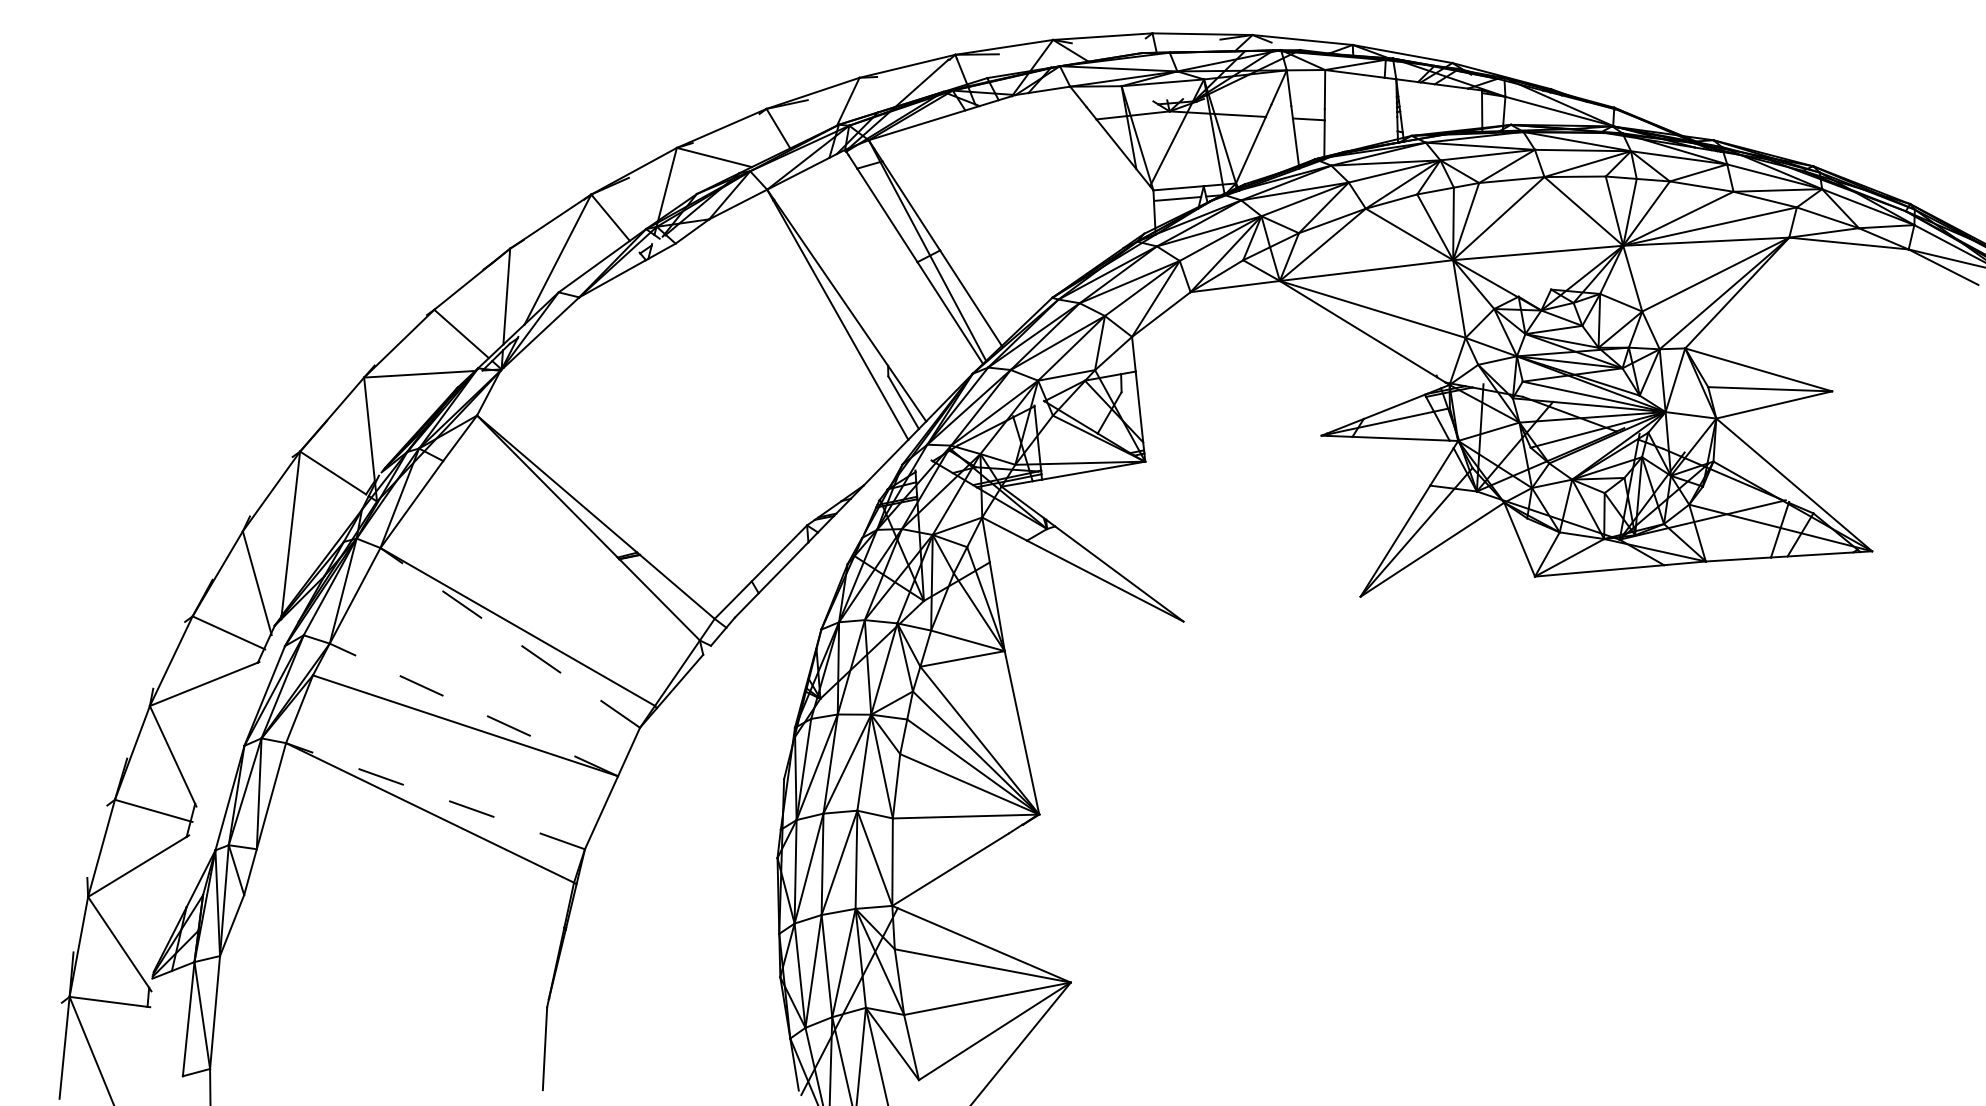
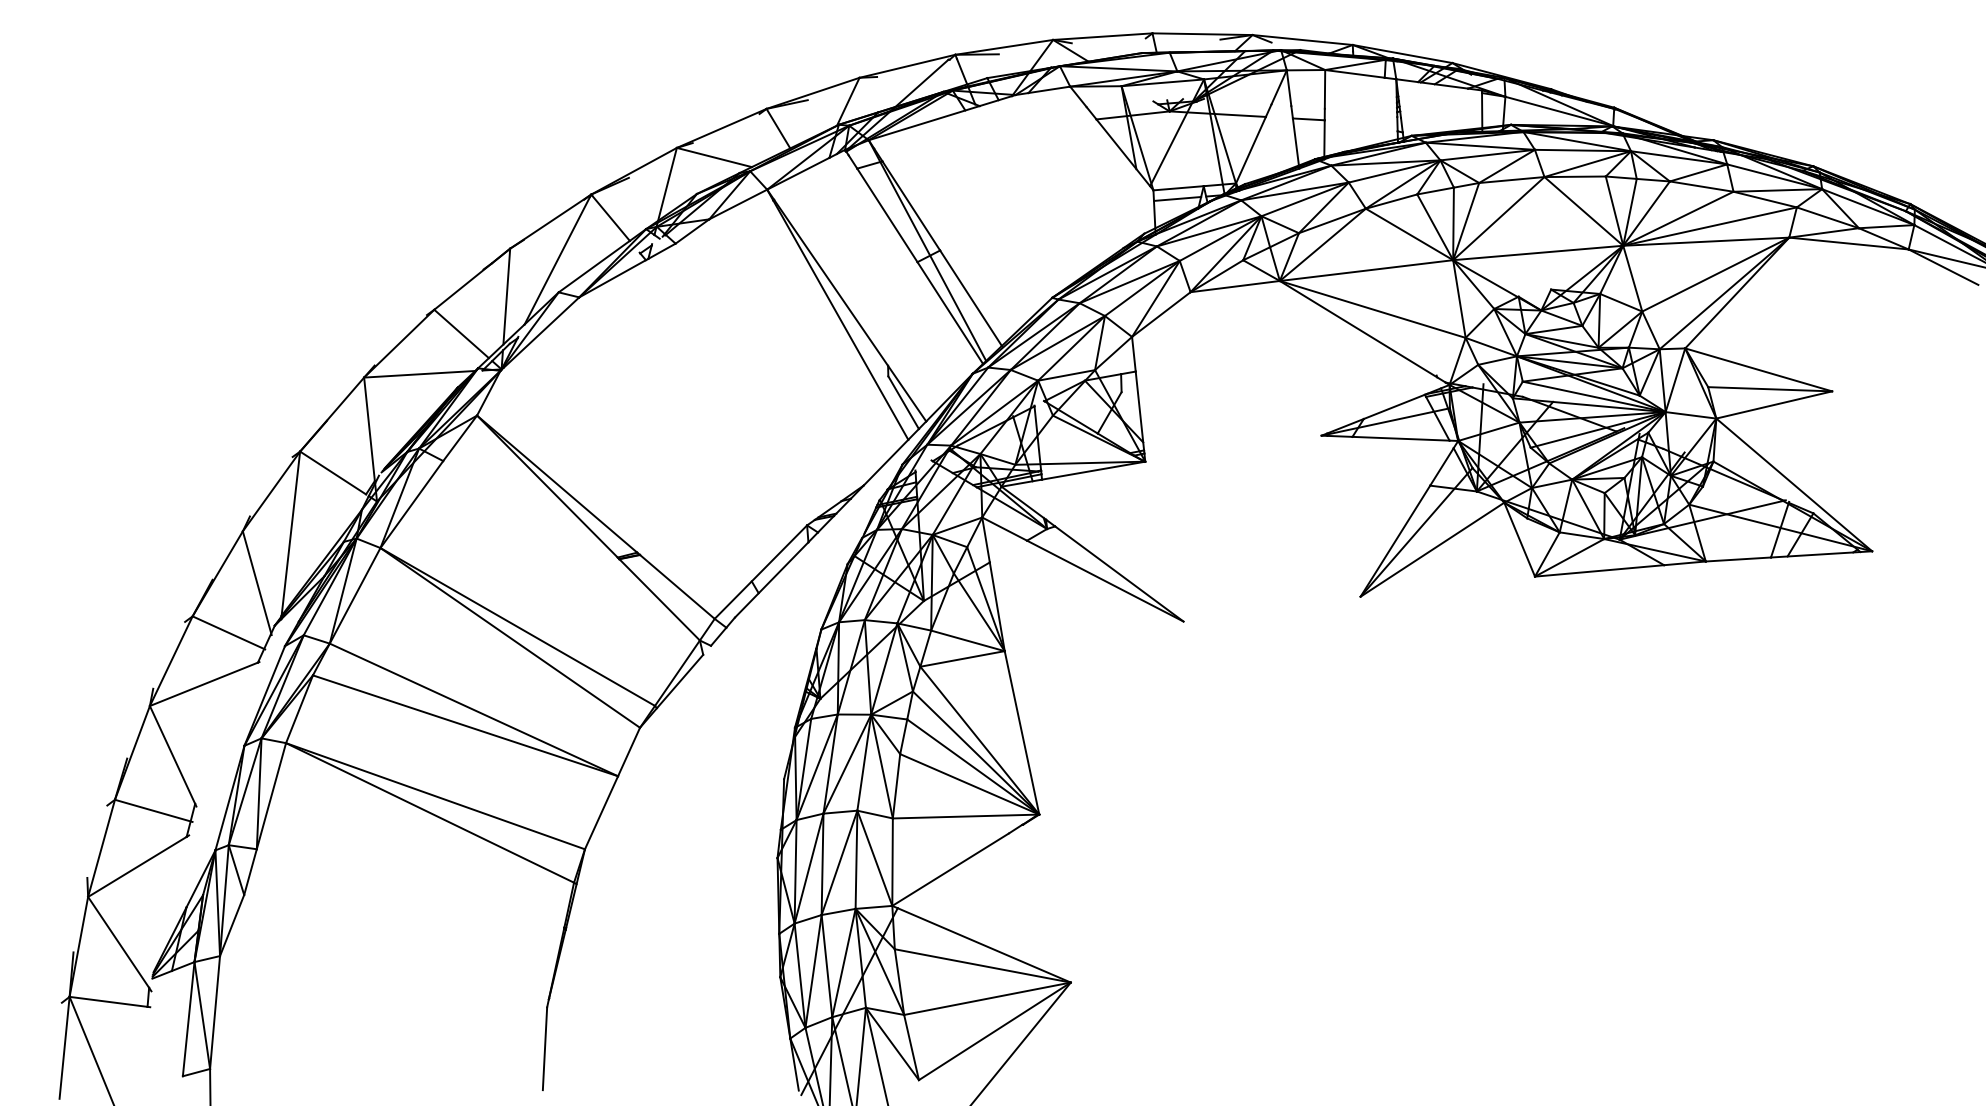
line: dashed -> solid (510, 637)
line: dashed -> solid (473, 709)
line: dashed -> solid (435, 796)
